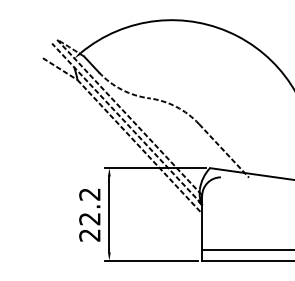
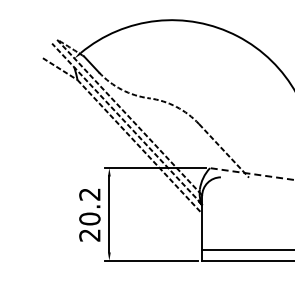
line: solid -> dashed (251, 173)
text: 22.2 -> 20.2 (89, 218)
